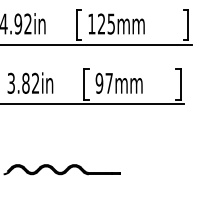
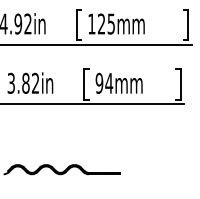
text: 97mm -> 94mm (109, 83)
